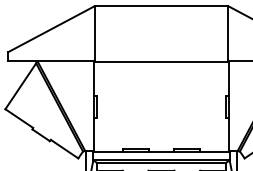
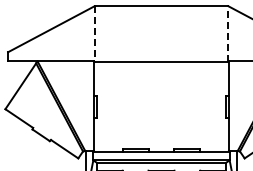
line: solid -> dashed (94, 34)
line: solid -> dashed (228, 34)
